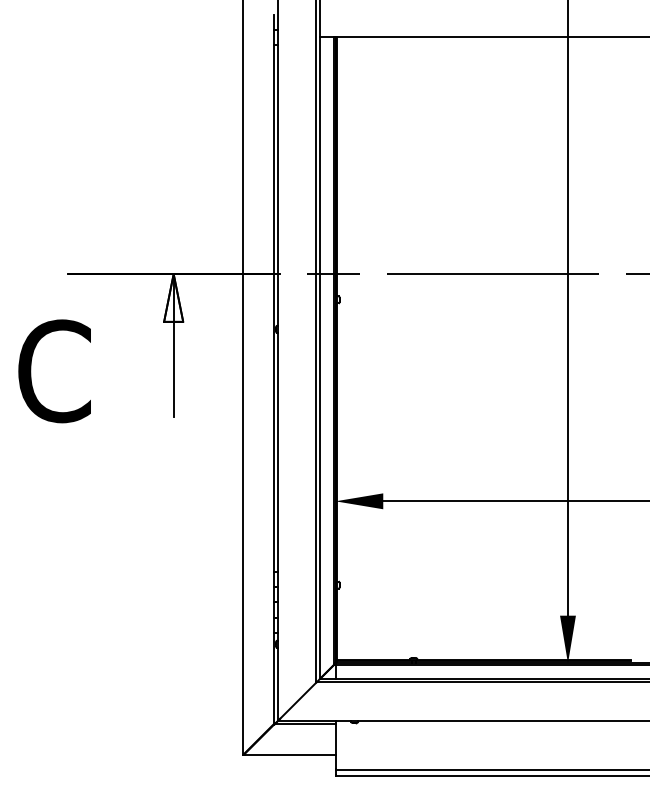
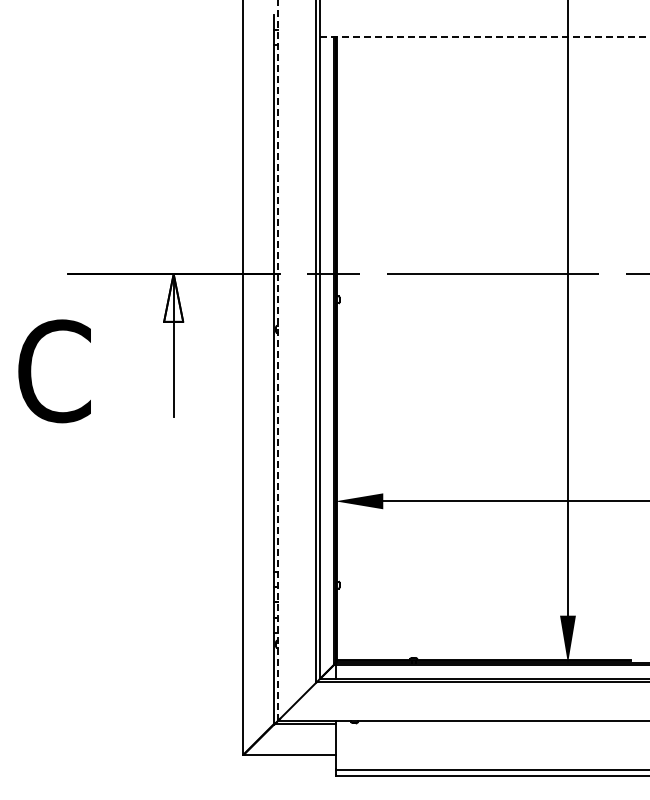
line: solid -> dashed (484, 37)
line: solid -> dashed (278, 359)
